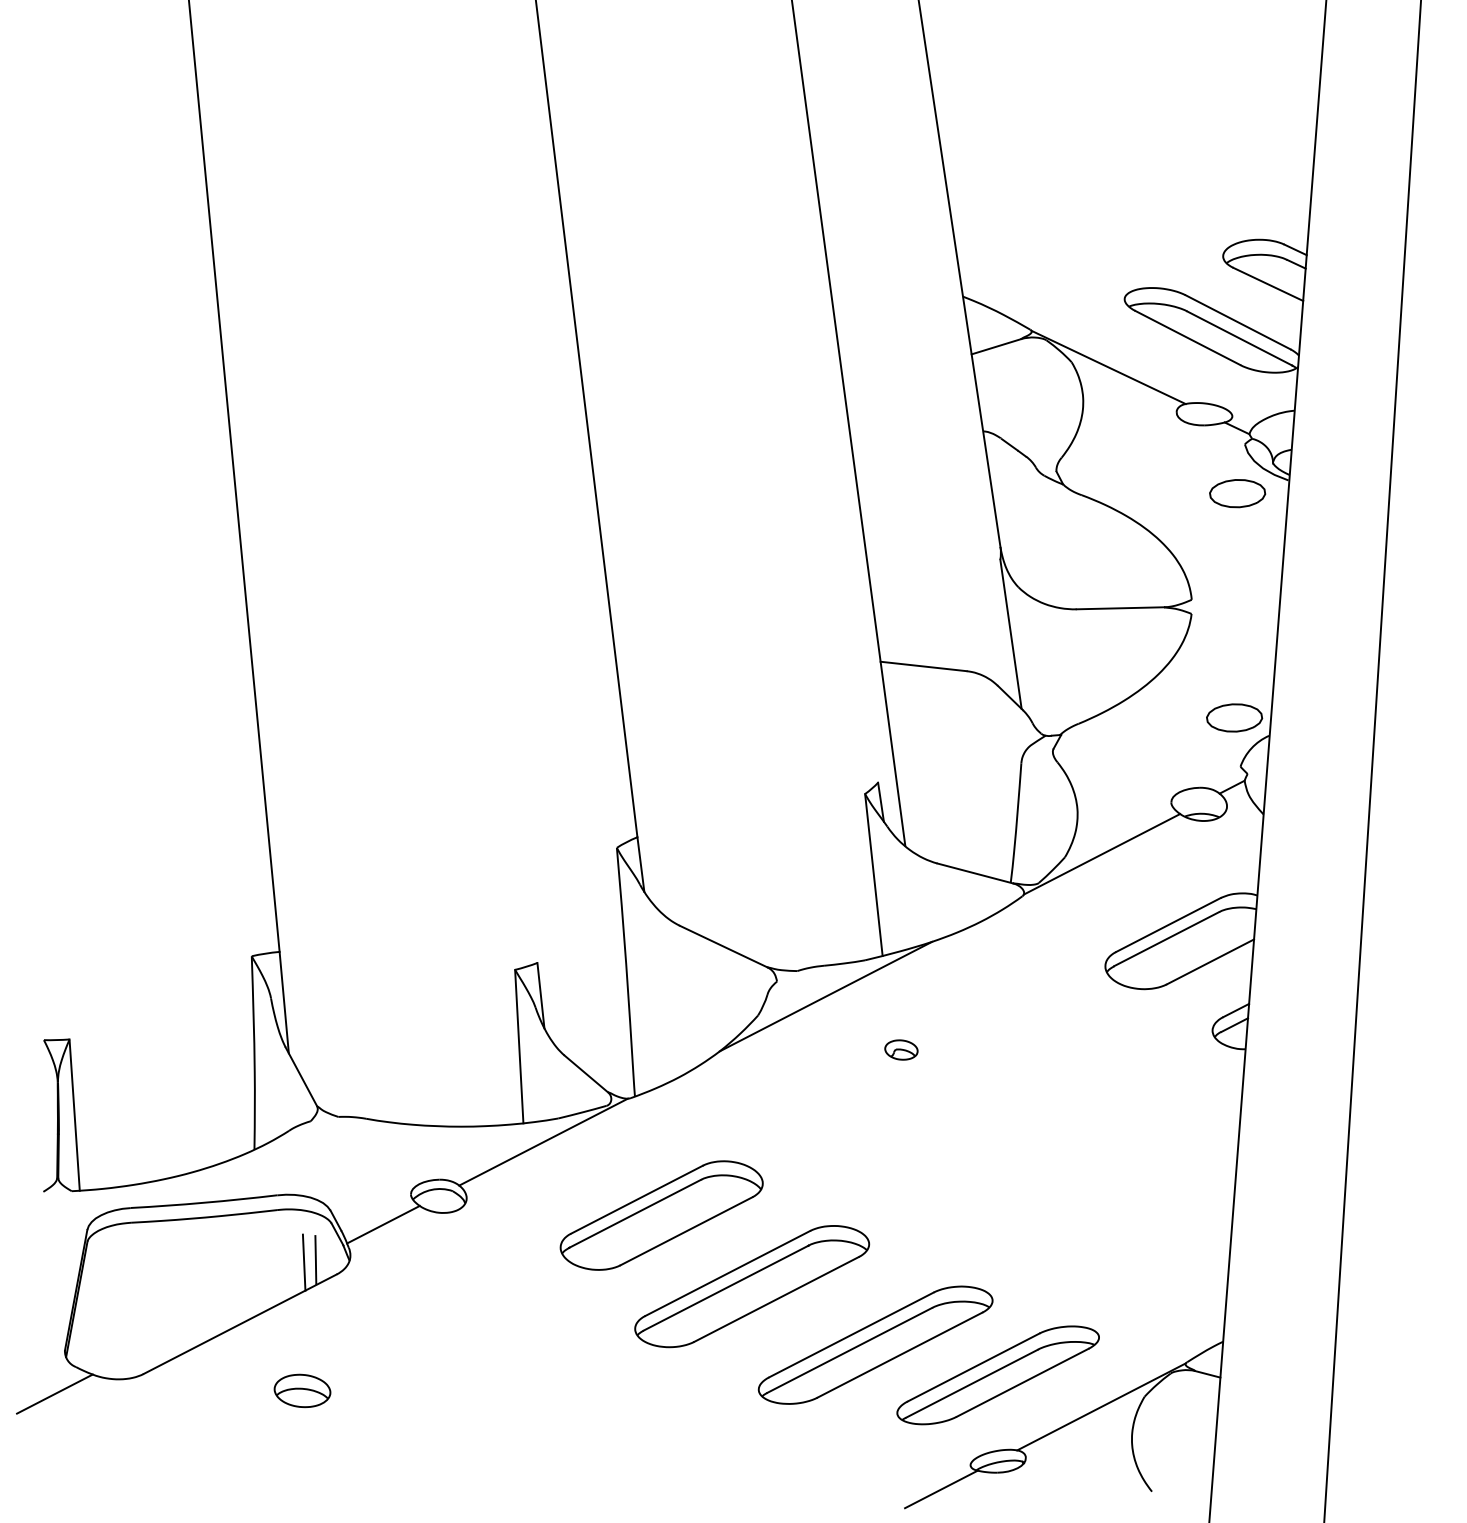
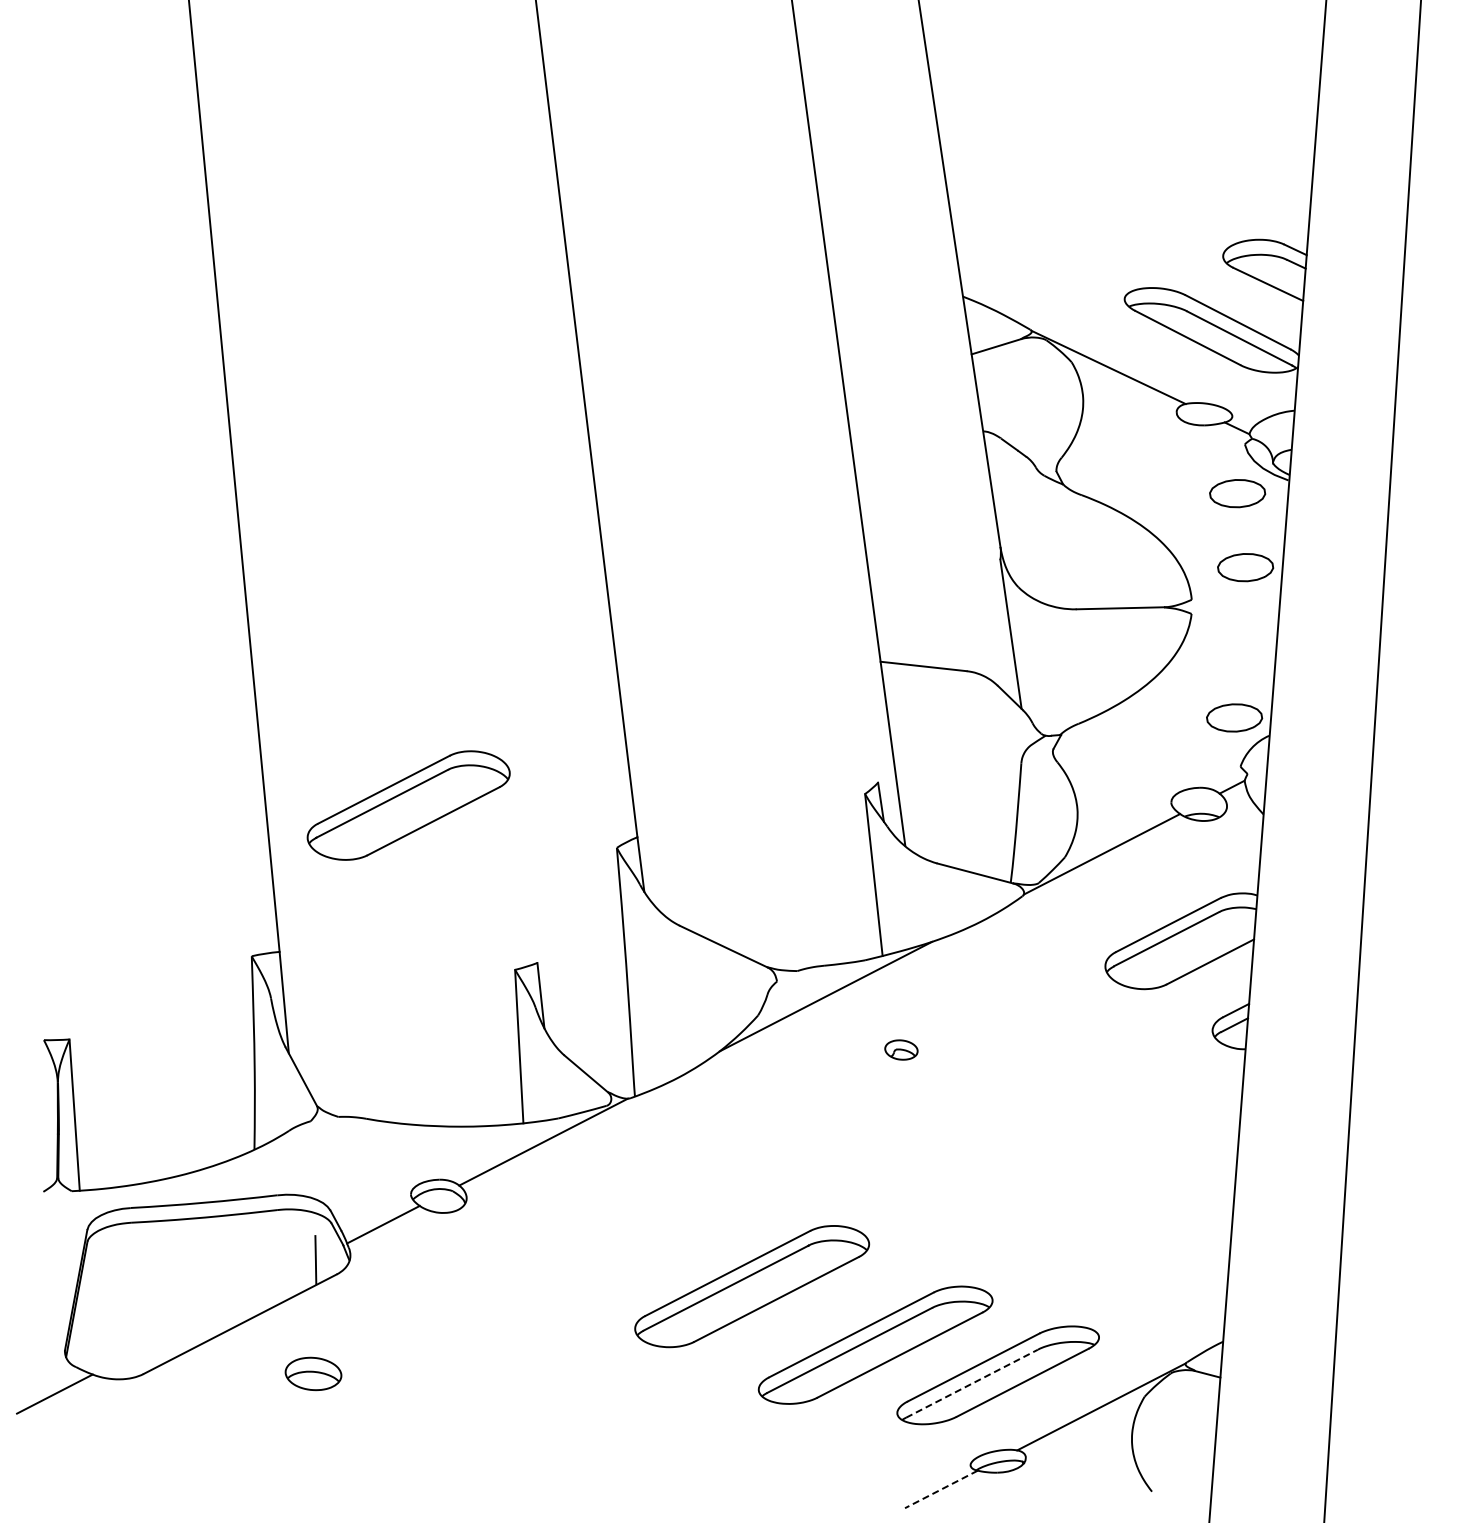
part: none -> present (1245, 567)
part position: (661, 1215) -> (408, 805) (408, 805)
line: present -> none (303, 1262)
line: solid -> dashed (972, 1383)
part position: (302, 1390) -> (313, 1373) (313, 1373)
line: solid -> dashed (941, 1489)
